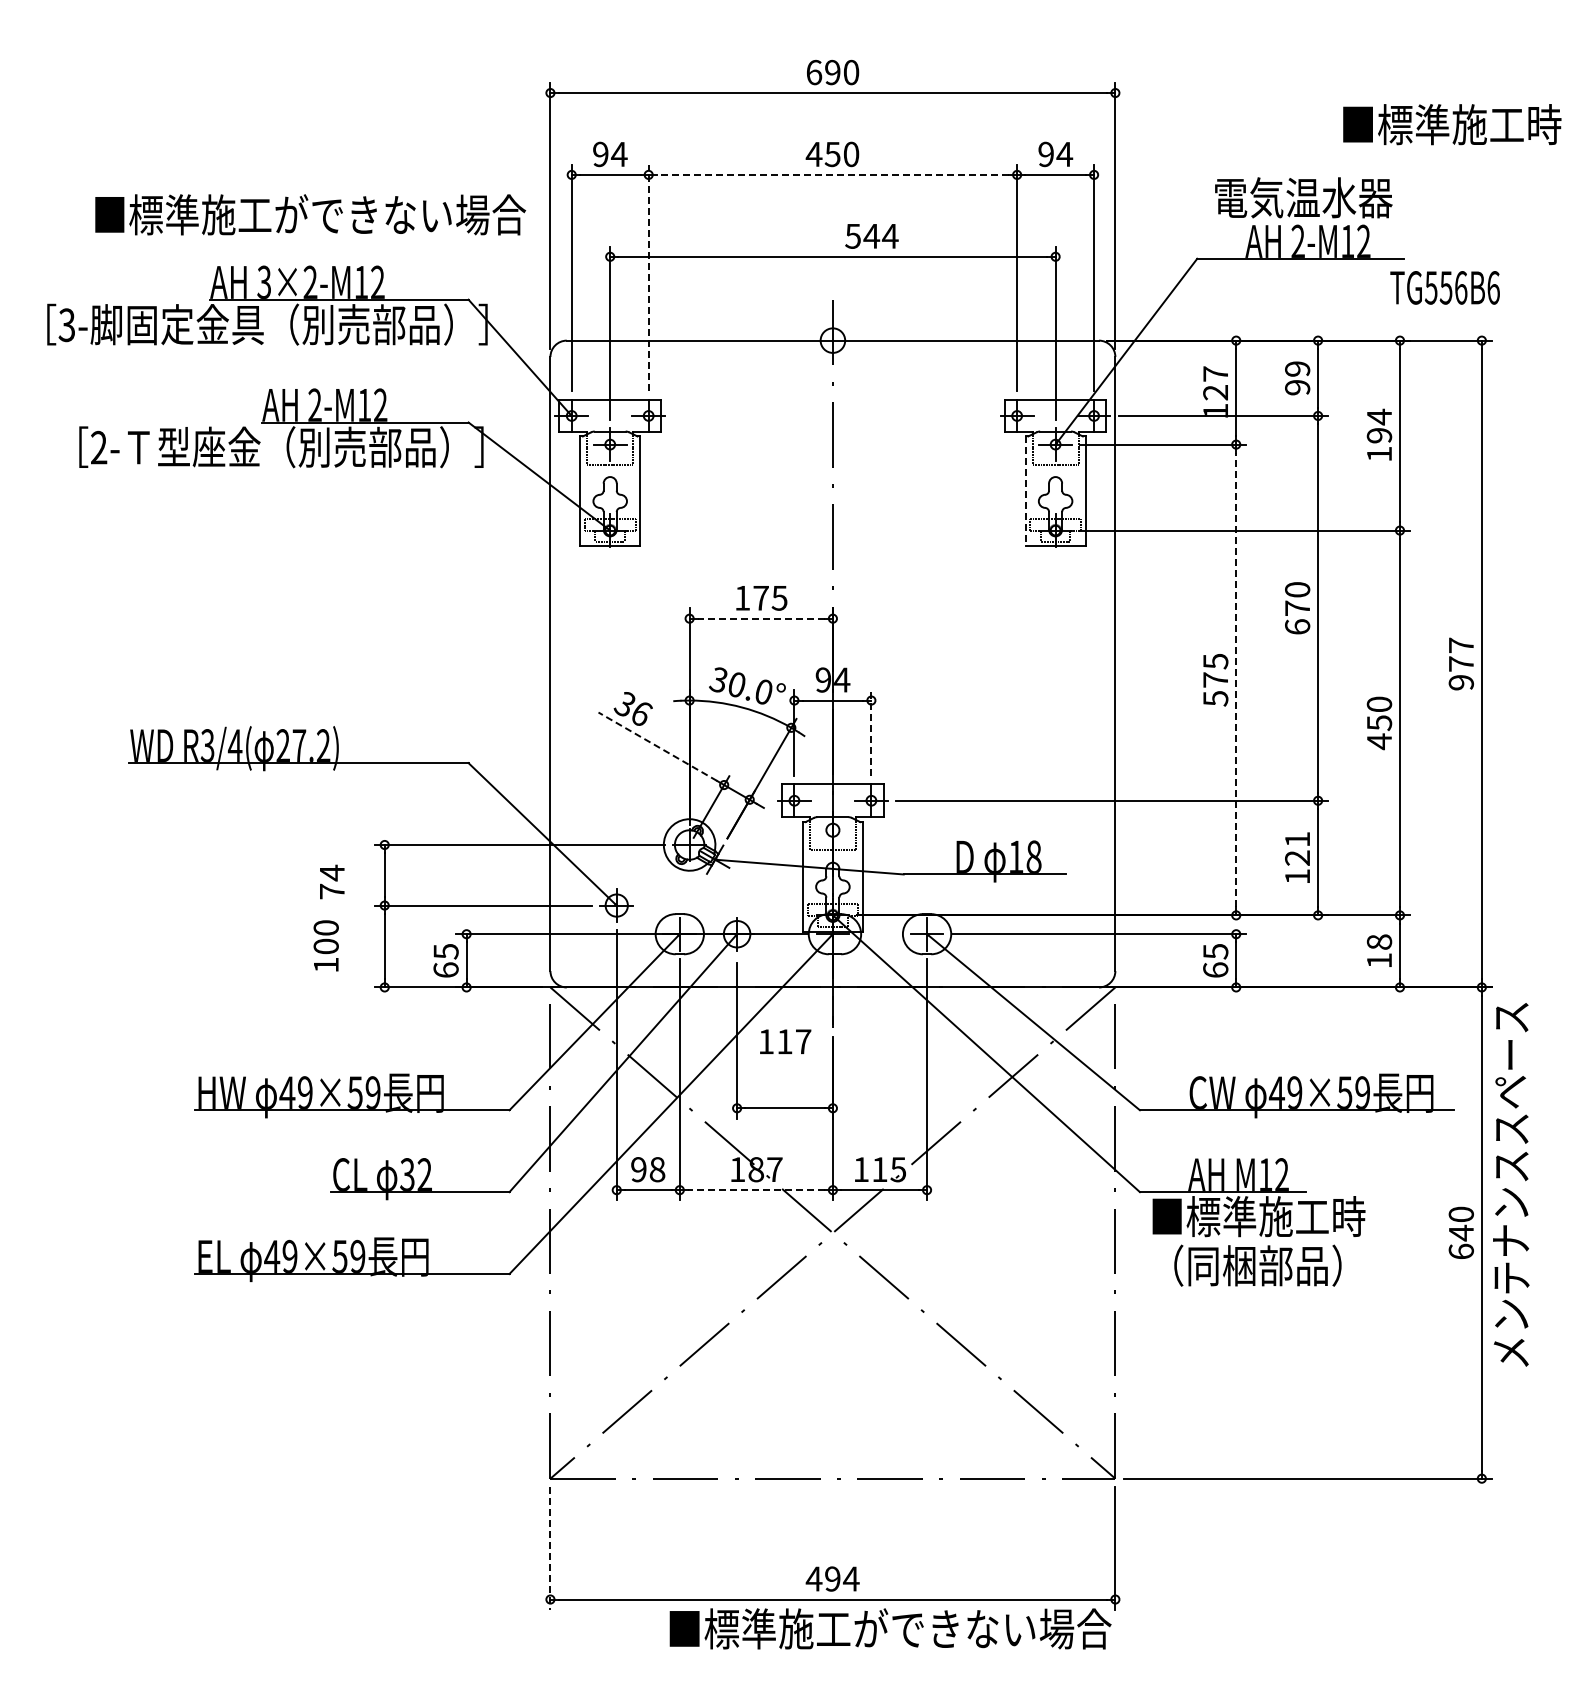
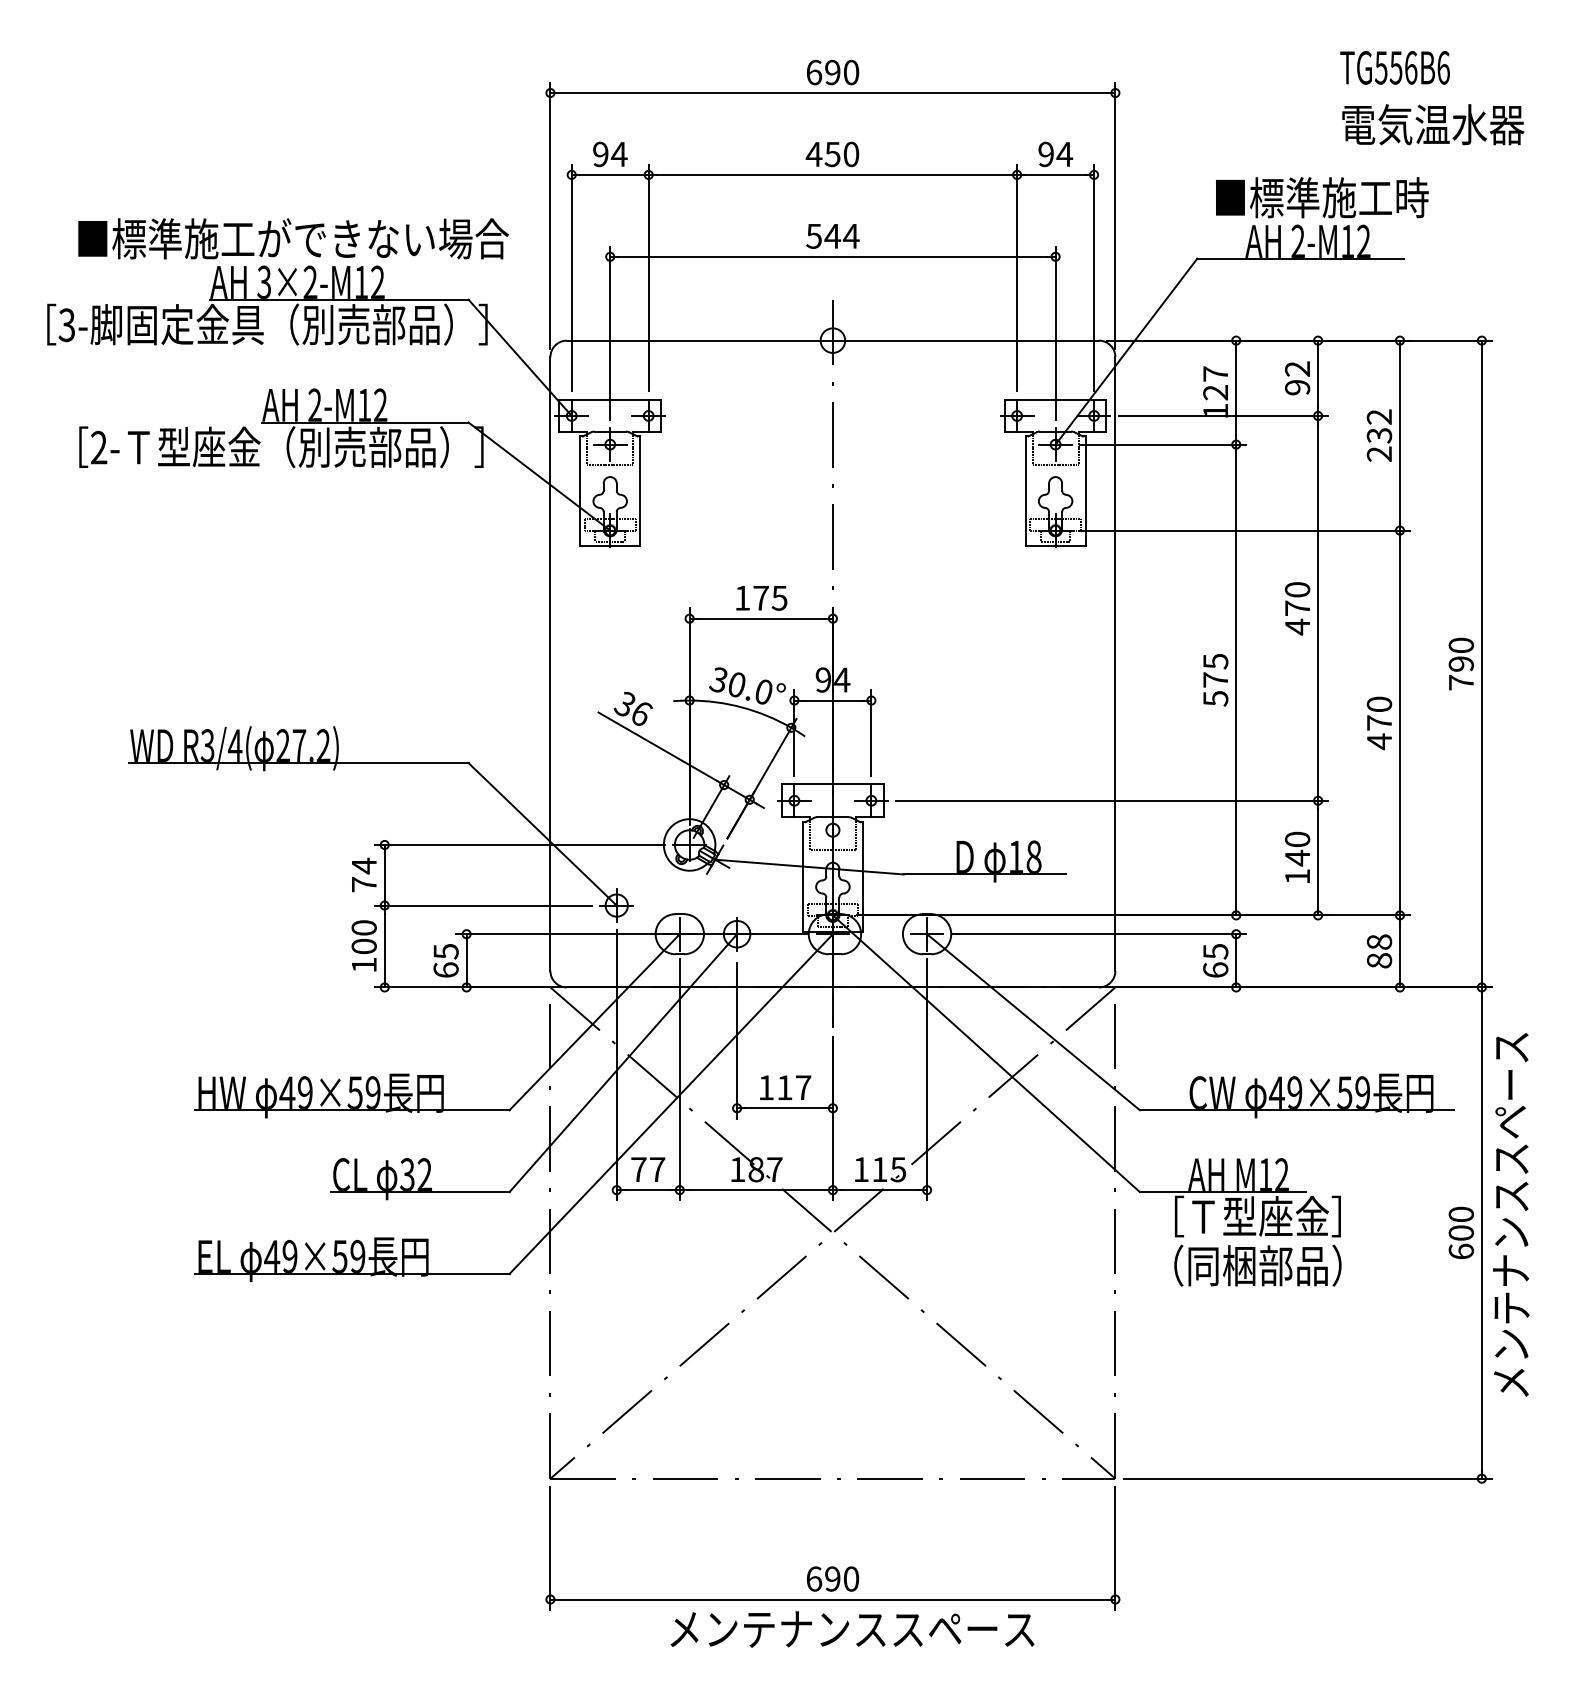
text: ■標準施工時 -> 電気温水器 (1451, 124)
line: dashed -> solid (832, 174)
text: 電気温水器 -> ■標準施工時 (1321, 197)
text position: (310, 214) -> (293, 238) (293, 238)
text position: (871, 236) -> (832, 236) (832, 236)
line: dashed -> solid (648, 277)
text position: (1444, 287) -> (1394, 67) (1394, 67)
text: 99 -> 92 (1297, 368)
text: 194 -> 232 (1379, 434)
line: dashed -> solid (1025, 491)
line: dashed -> solid (760, 618)
text: 670 -> 470 (1297, 626)
text: 977 -> 790 (1461, 663)
line: dashed -> solid (1236, 679)
text: 450 -> 470 (1379, 723)
line: dashed -> solid (871, 733)
line: dashed -> solid (657, 746)
text: 121 -> 140 (1297, 848)
text position: (332, 881) -> (364, 874) (364, 874)
text position: (325, 945) -> (363, 945) (363, 945)
text: 18 -> 88 (1379, 960)
text position: (785, 1041) -> (785, 1087) (785, 1087)
text: 98 -> 77 (648, 1169)
text position: (1511, 1184) -> (1511, 1214) (1511, 1214)
line: dashed -> solid (755, 1190)
text: ■標準施工時 -> ［Ｔ型座金］ (1258, 1216)
text: 640 -> 600 (1460, 1232)
line: dashed -> solid (550, 1548)
text: 494 -> 690 (832, 1578)
text: ■標準施工ができない場合 -> メンテナンススペース (890, 1628)
